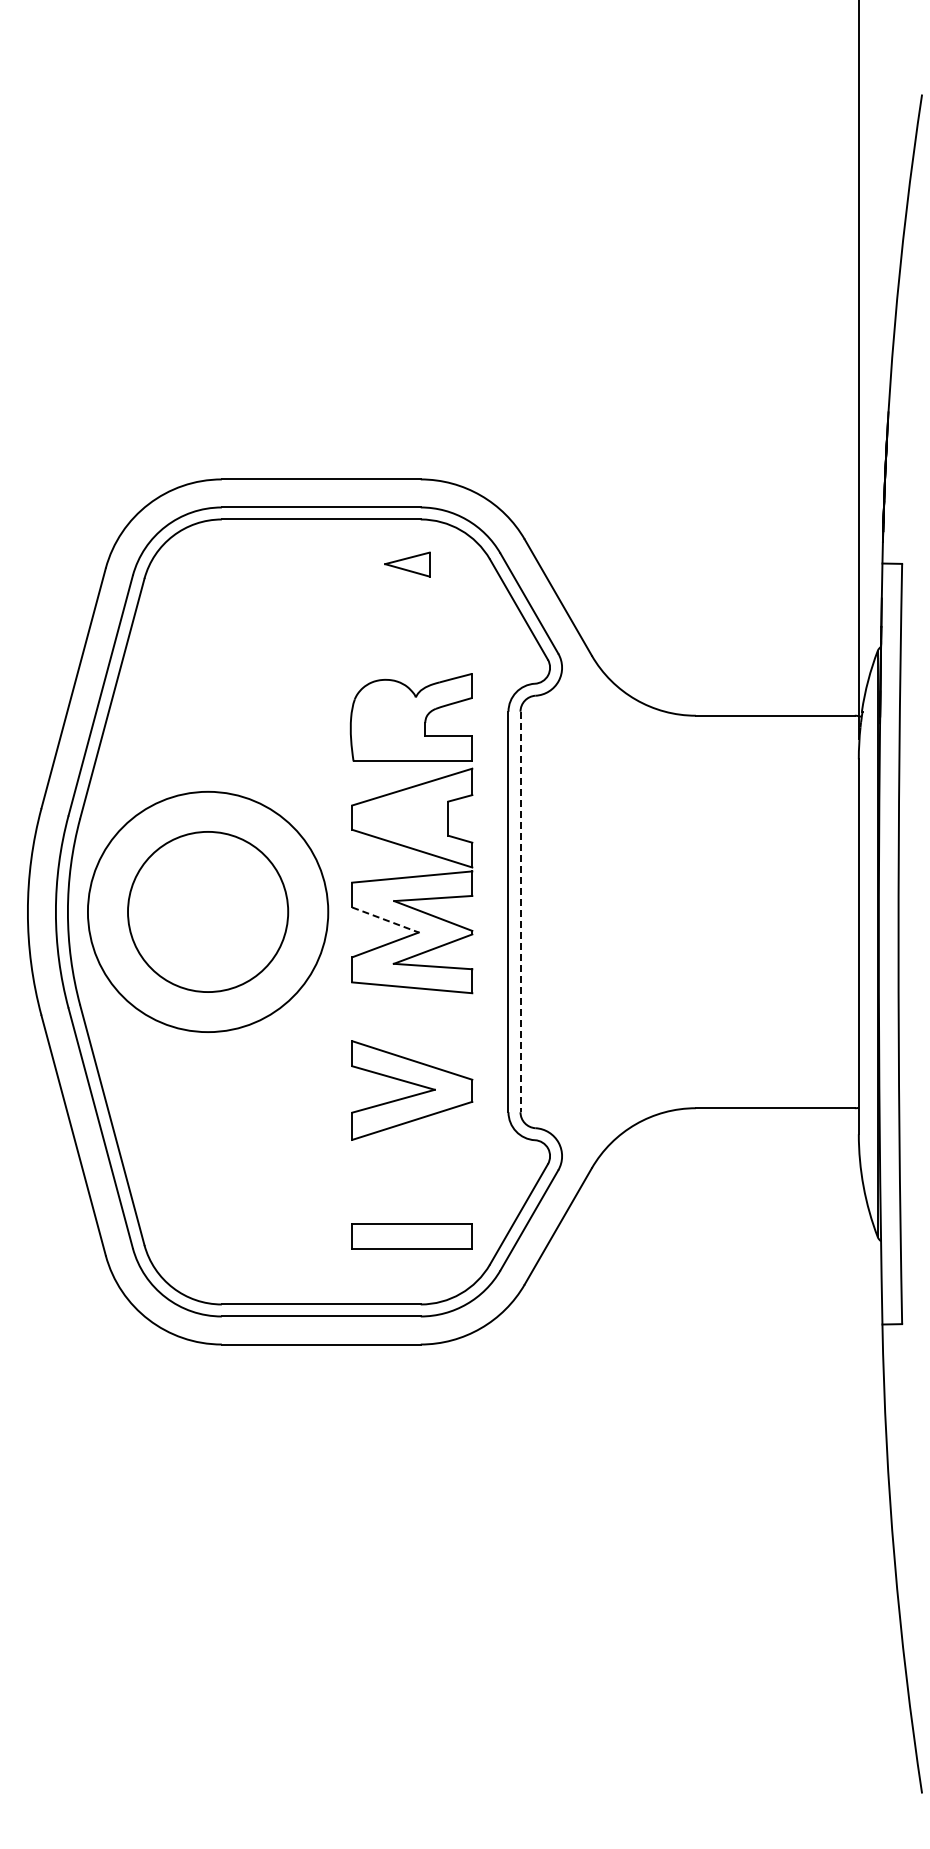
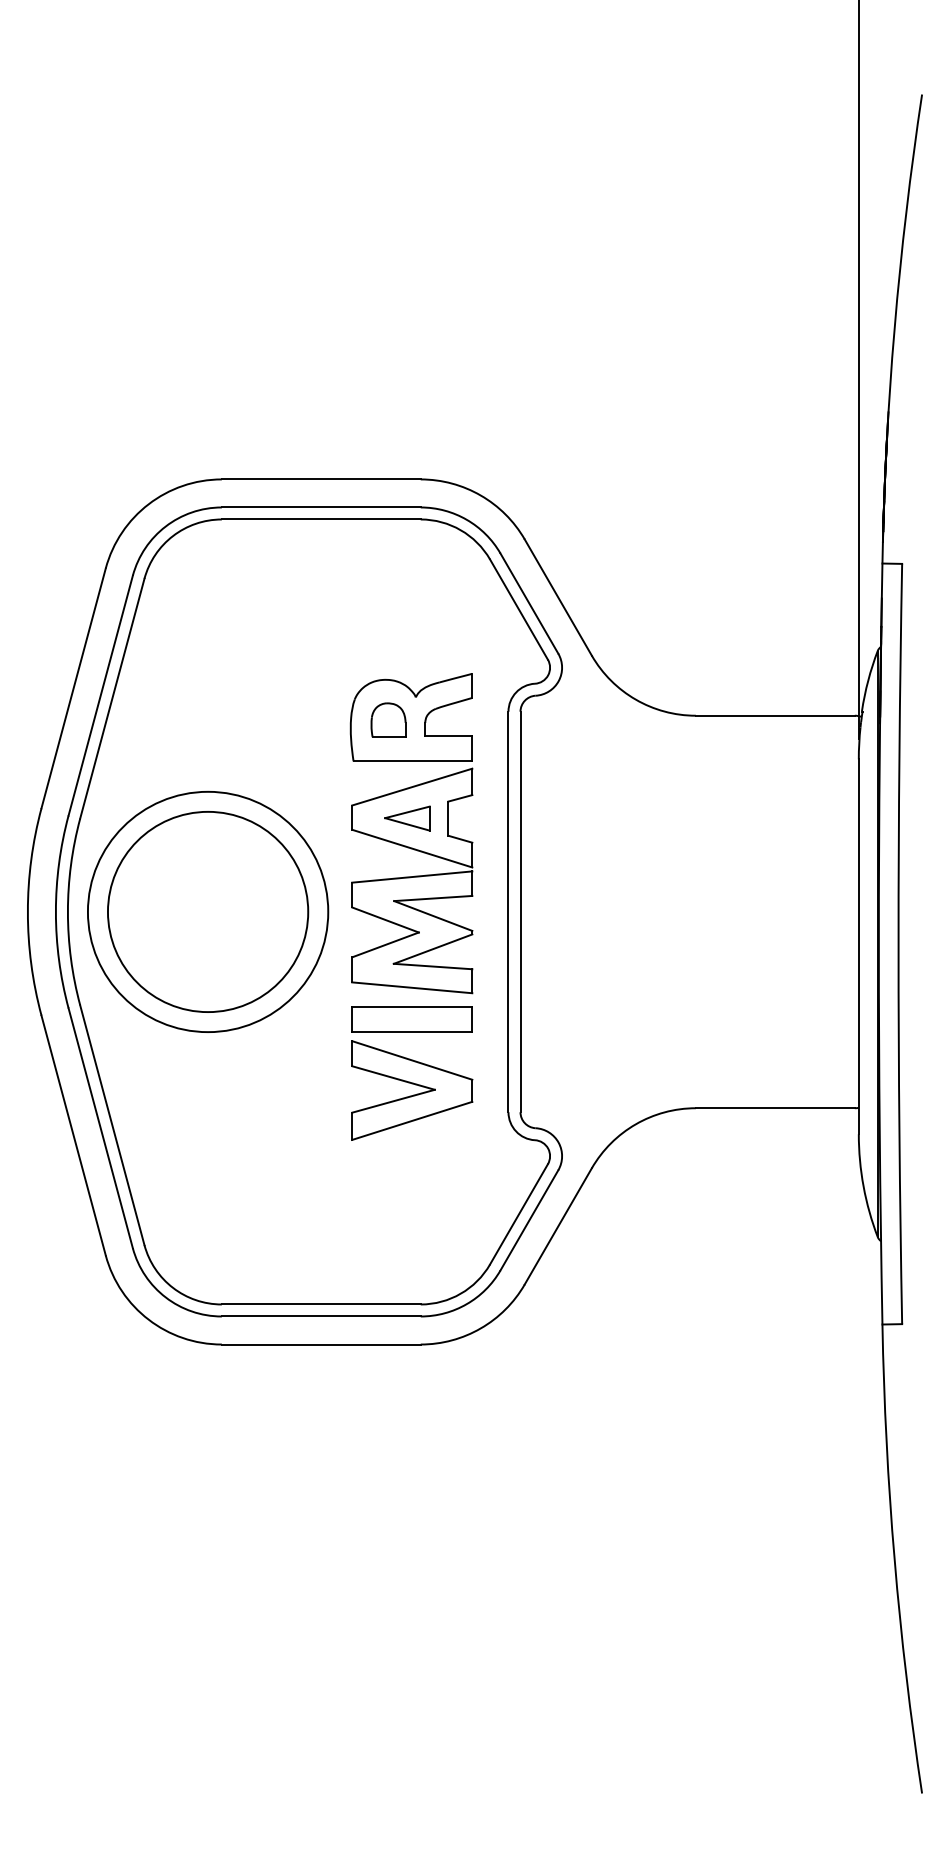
part position: (407, 564) -> (407, 818) (407, 818)
part: none -> present (388, 719)
circle diameter: 160 px -> 200 px (207, 911)
line: dashed -> solid (520, 912)
line: dashed -> solid (385, 919)
part position: (411, 1236) -> (411, 1019) (411, 1019)
